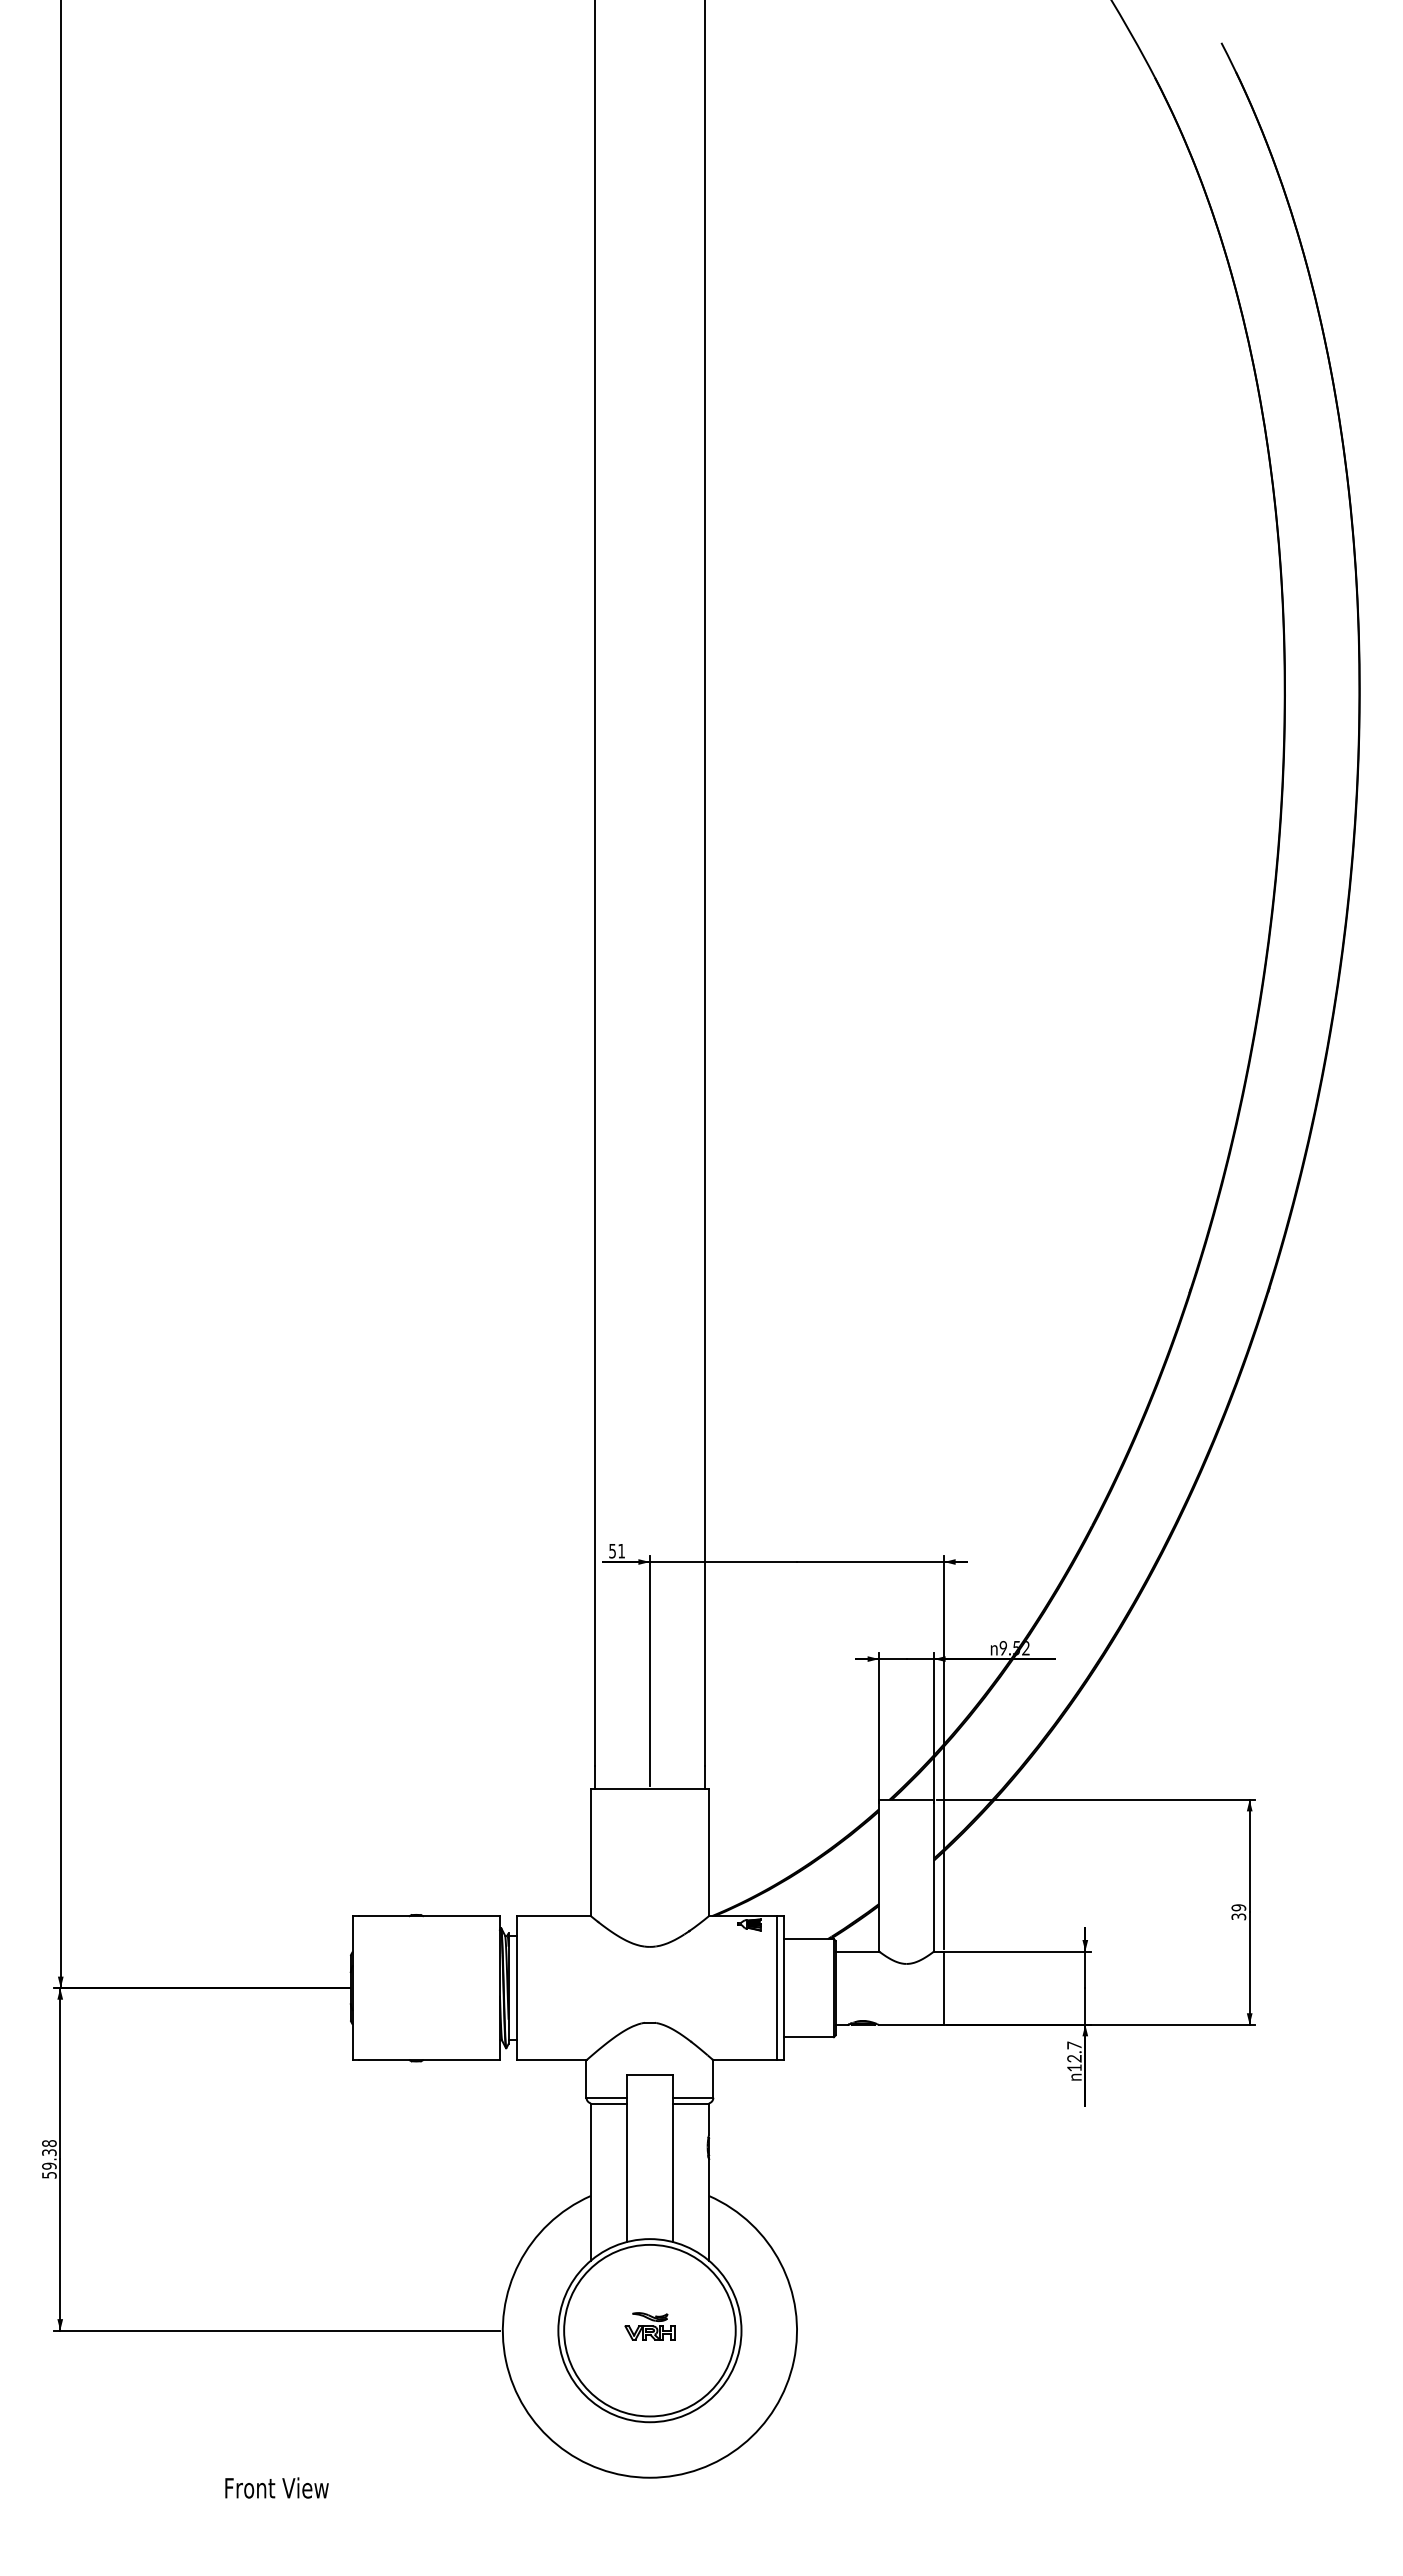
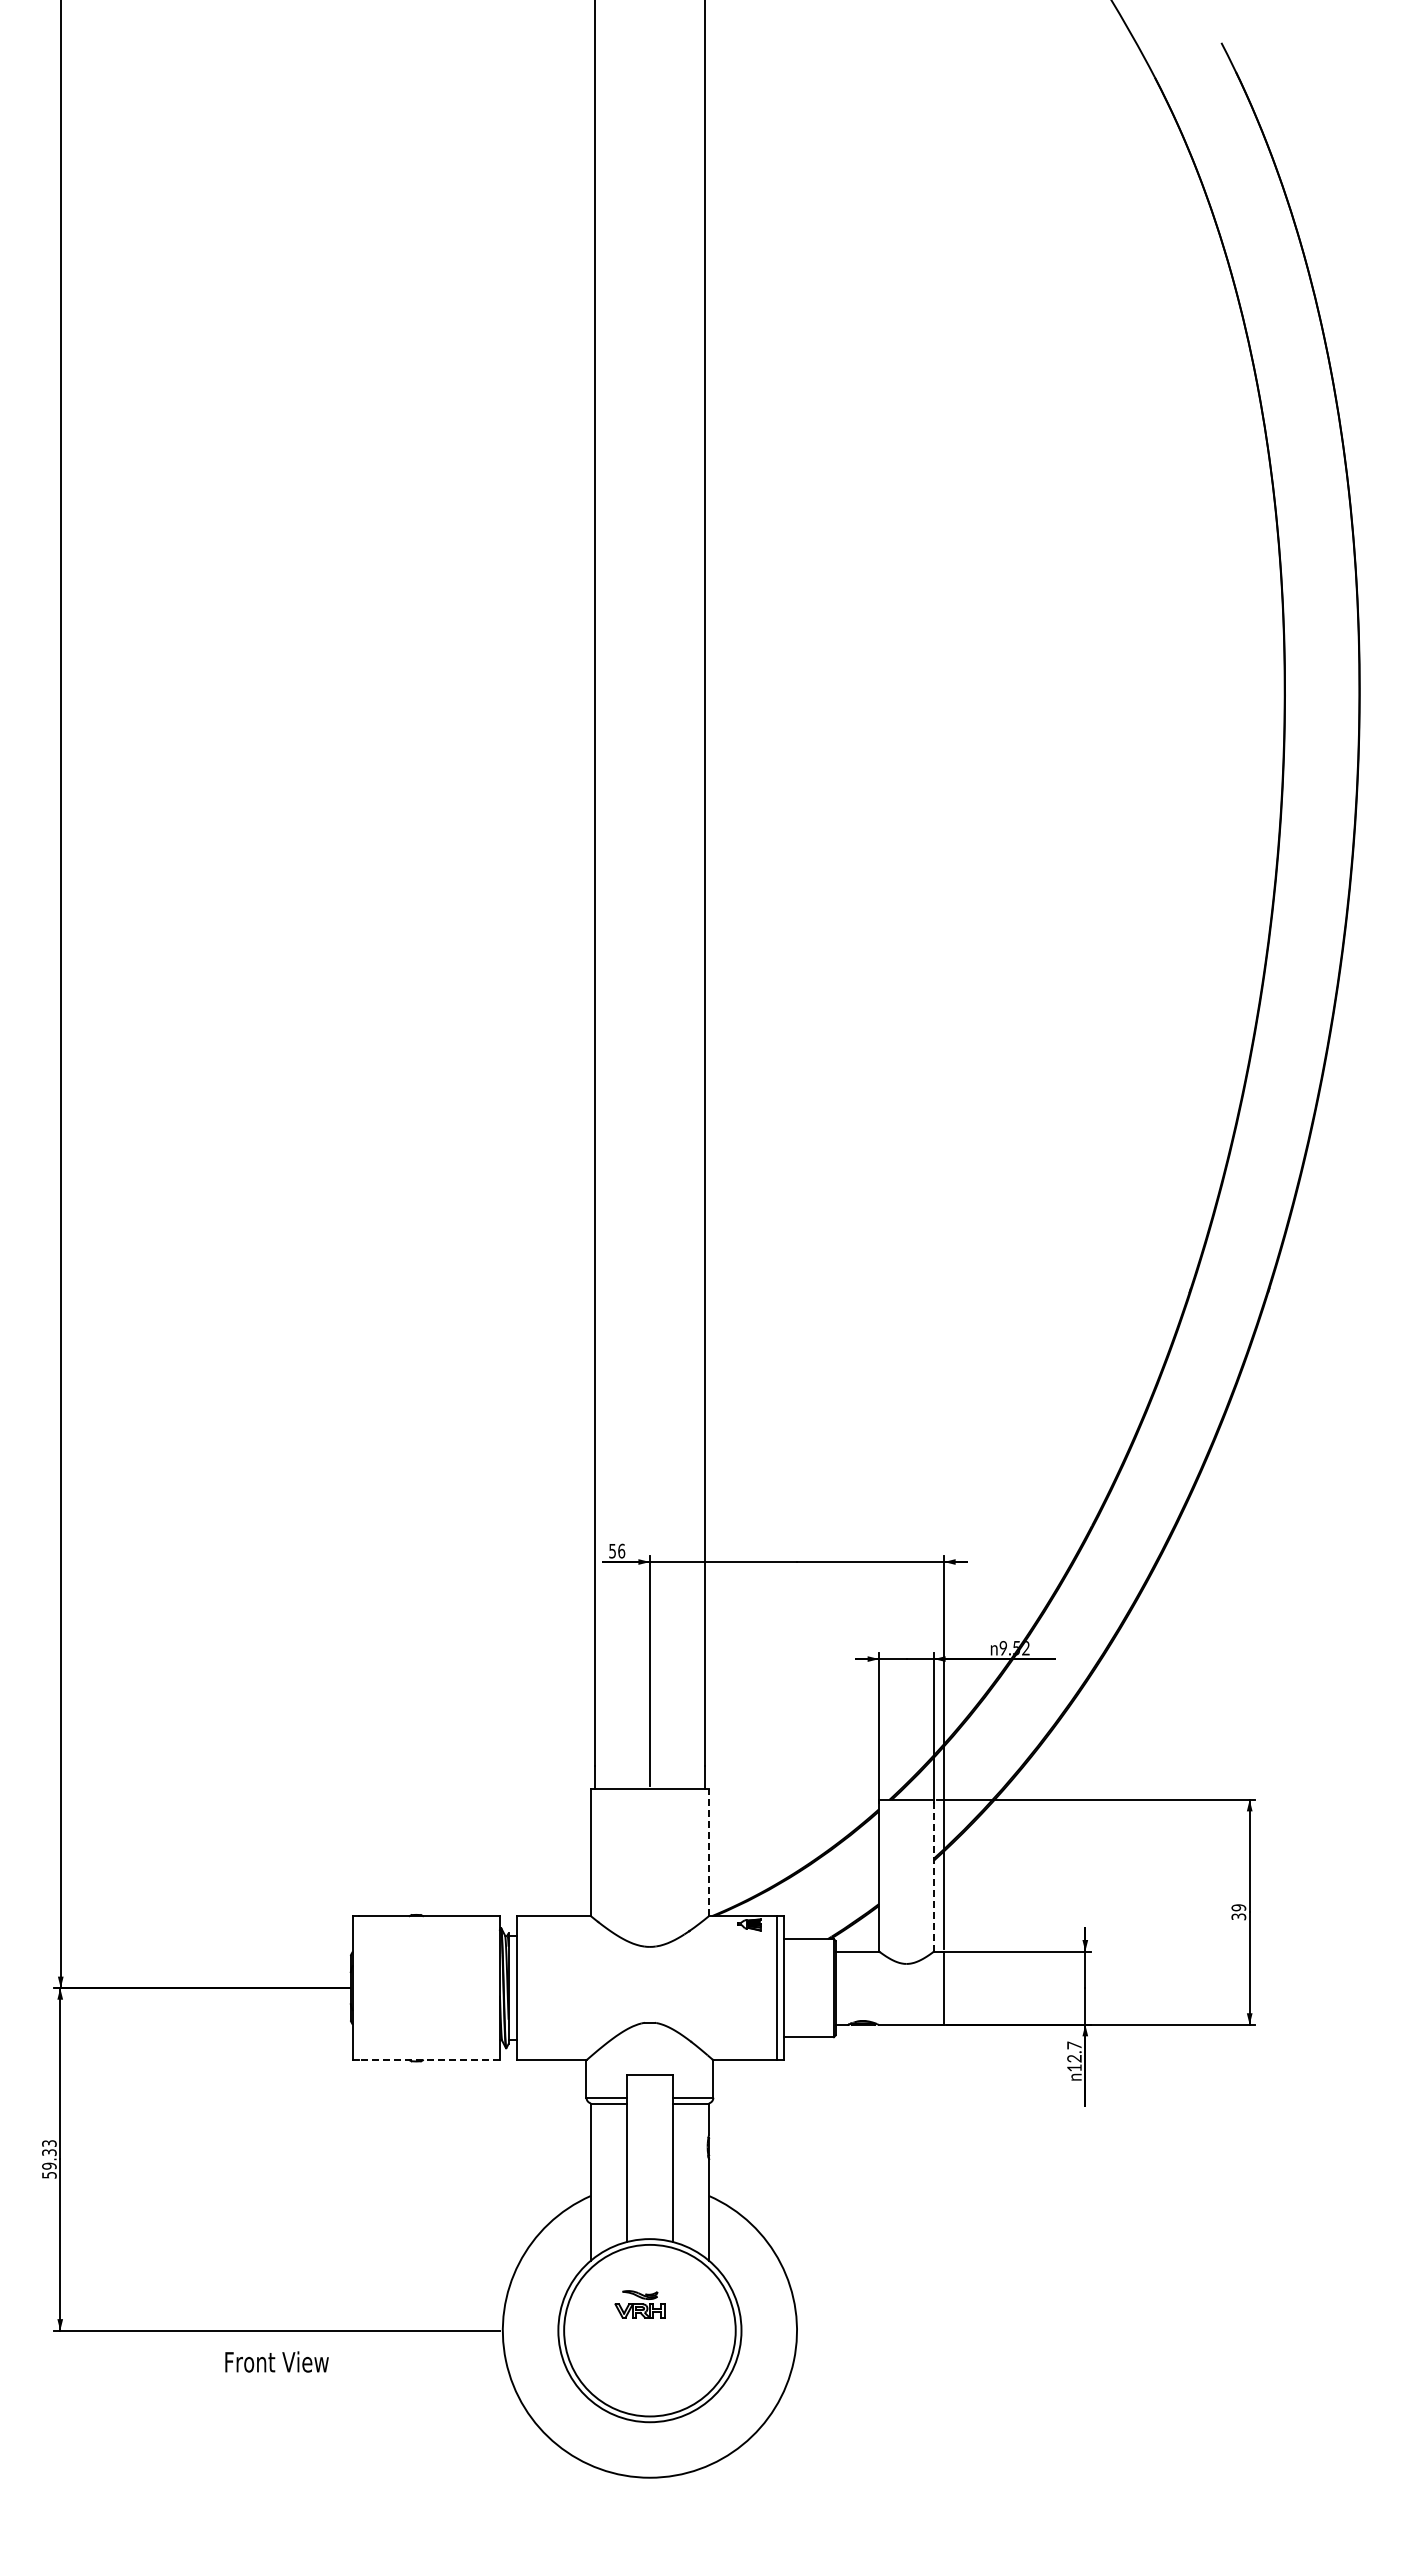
text: 51 -> 56 (621, 1550)
line: solid -> dashed (709, 1852)
line: solid -> dashed (934, 1875)
line: solid -> dashed (429, 2060)
text: 59.38 -> 59.33 (49, 2143)
part position: (649, 2326) -> (639, 2304) (639, 2304)
text position: (276, 2487) -> (276, 2361) (276, 2361)
